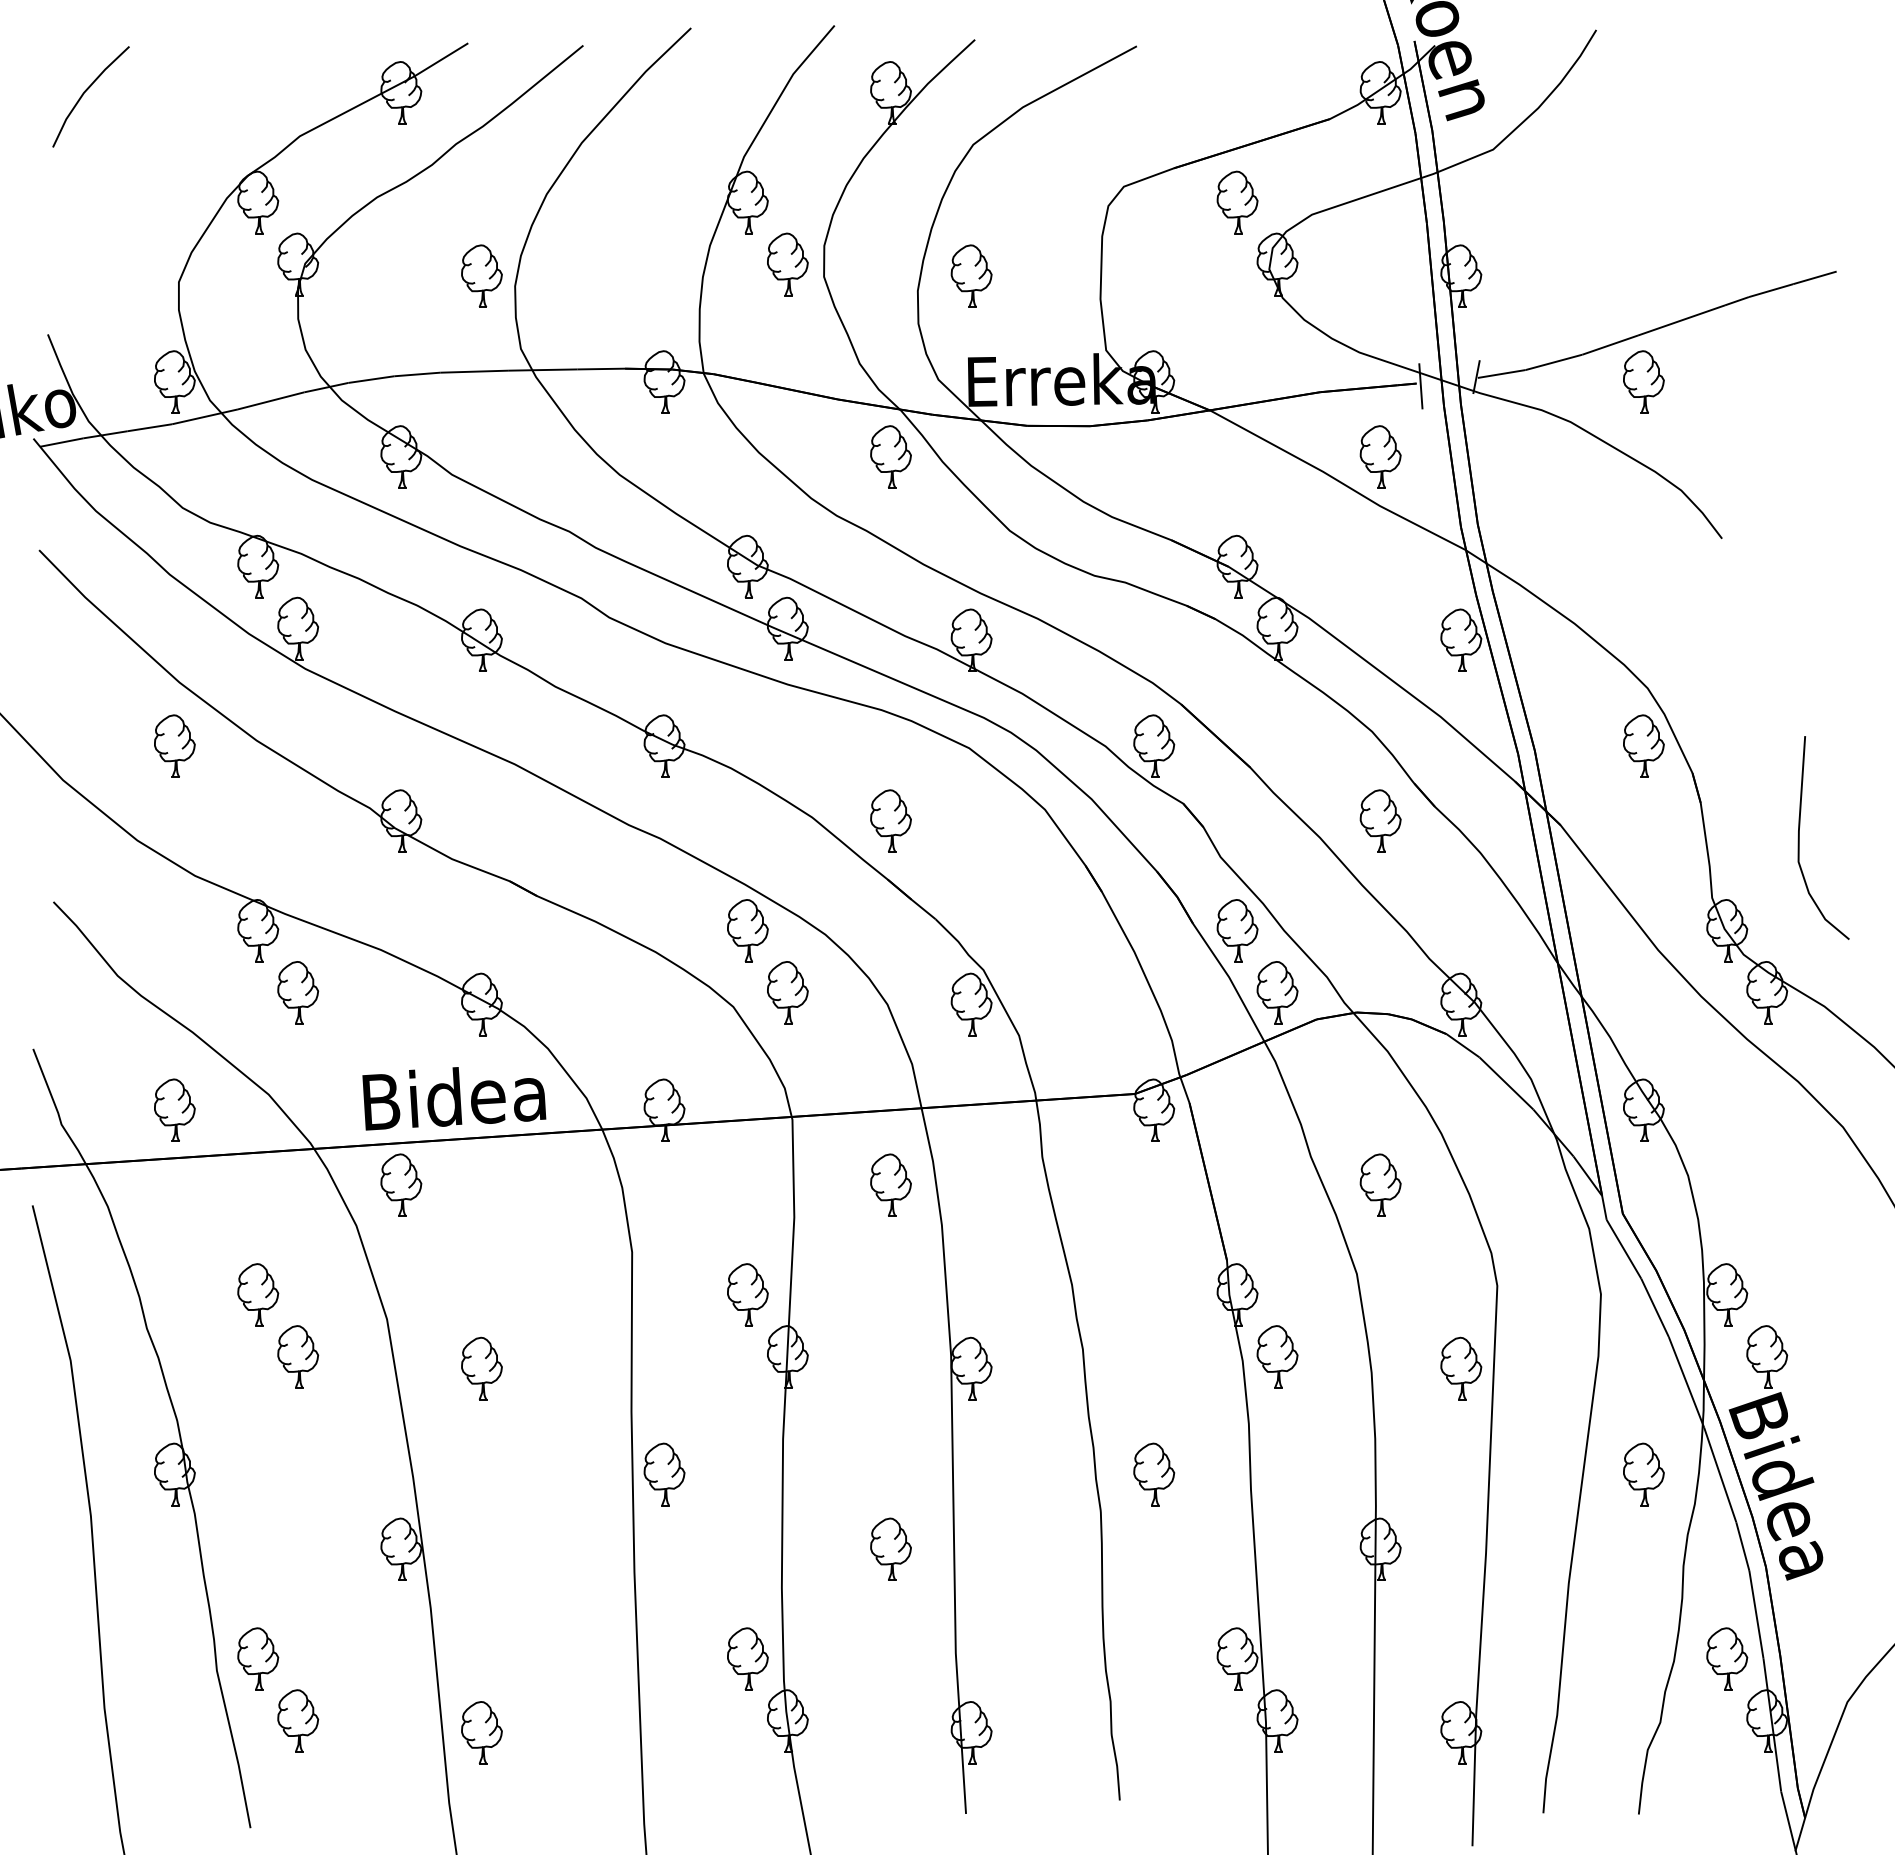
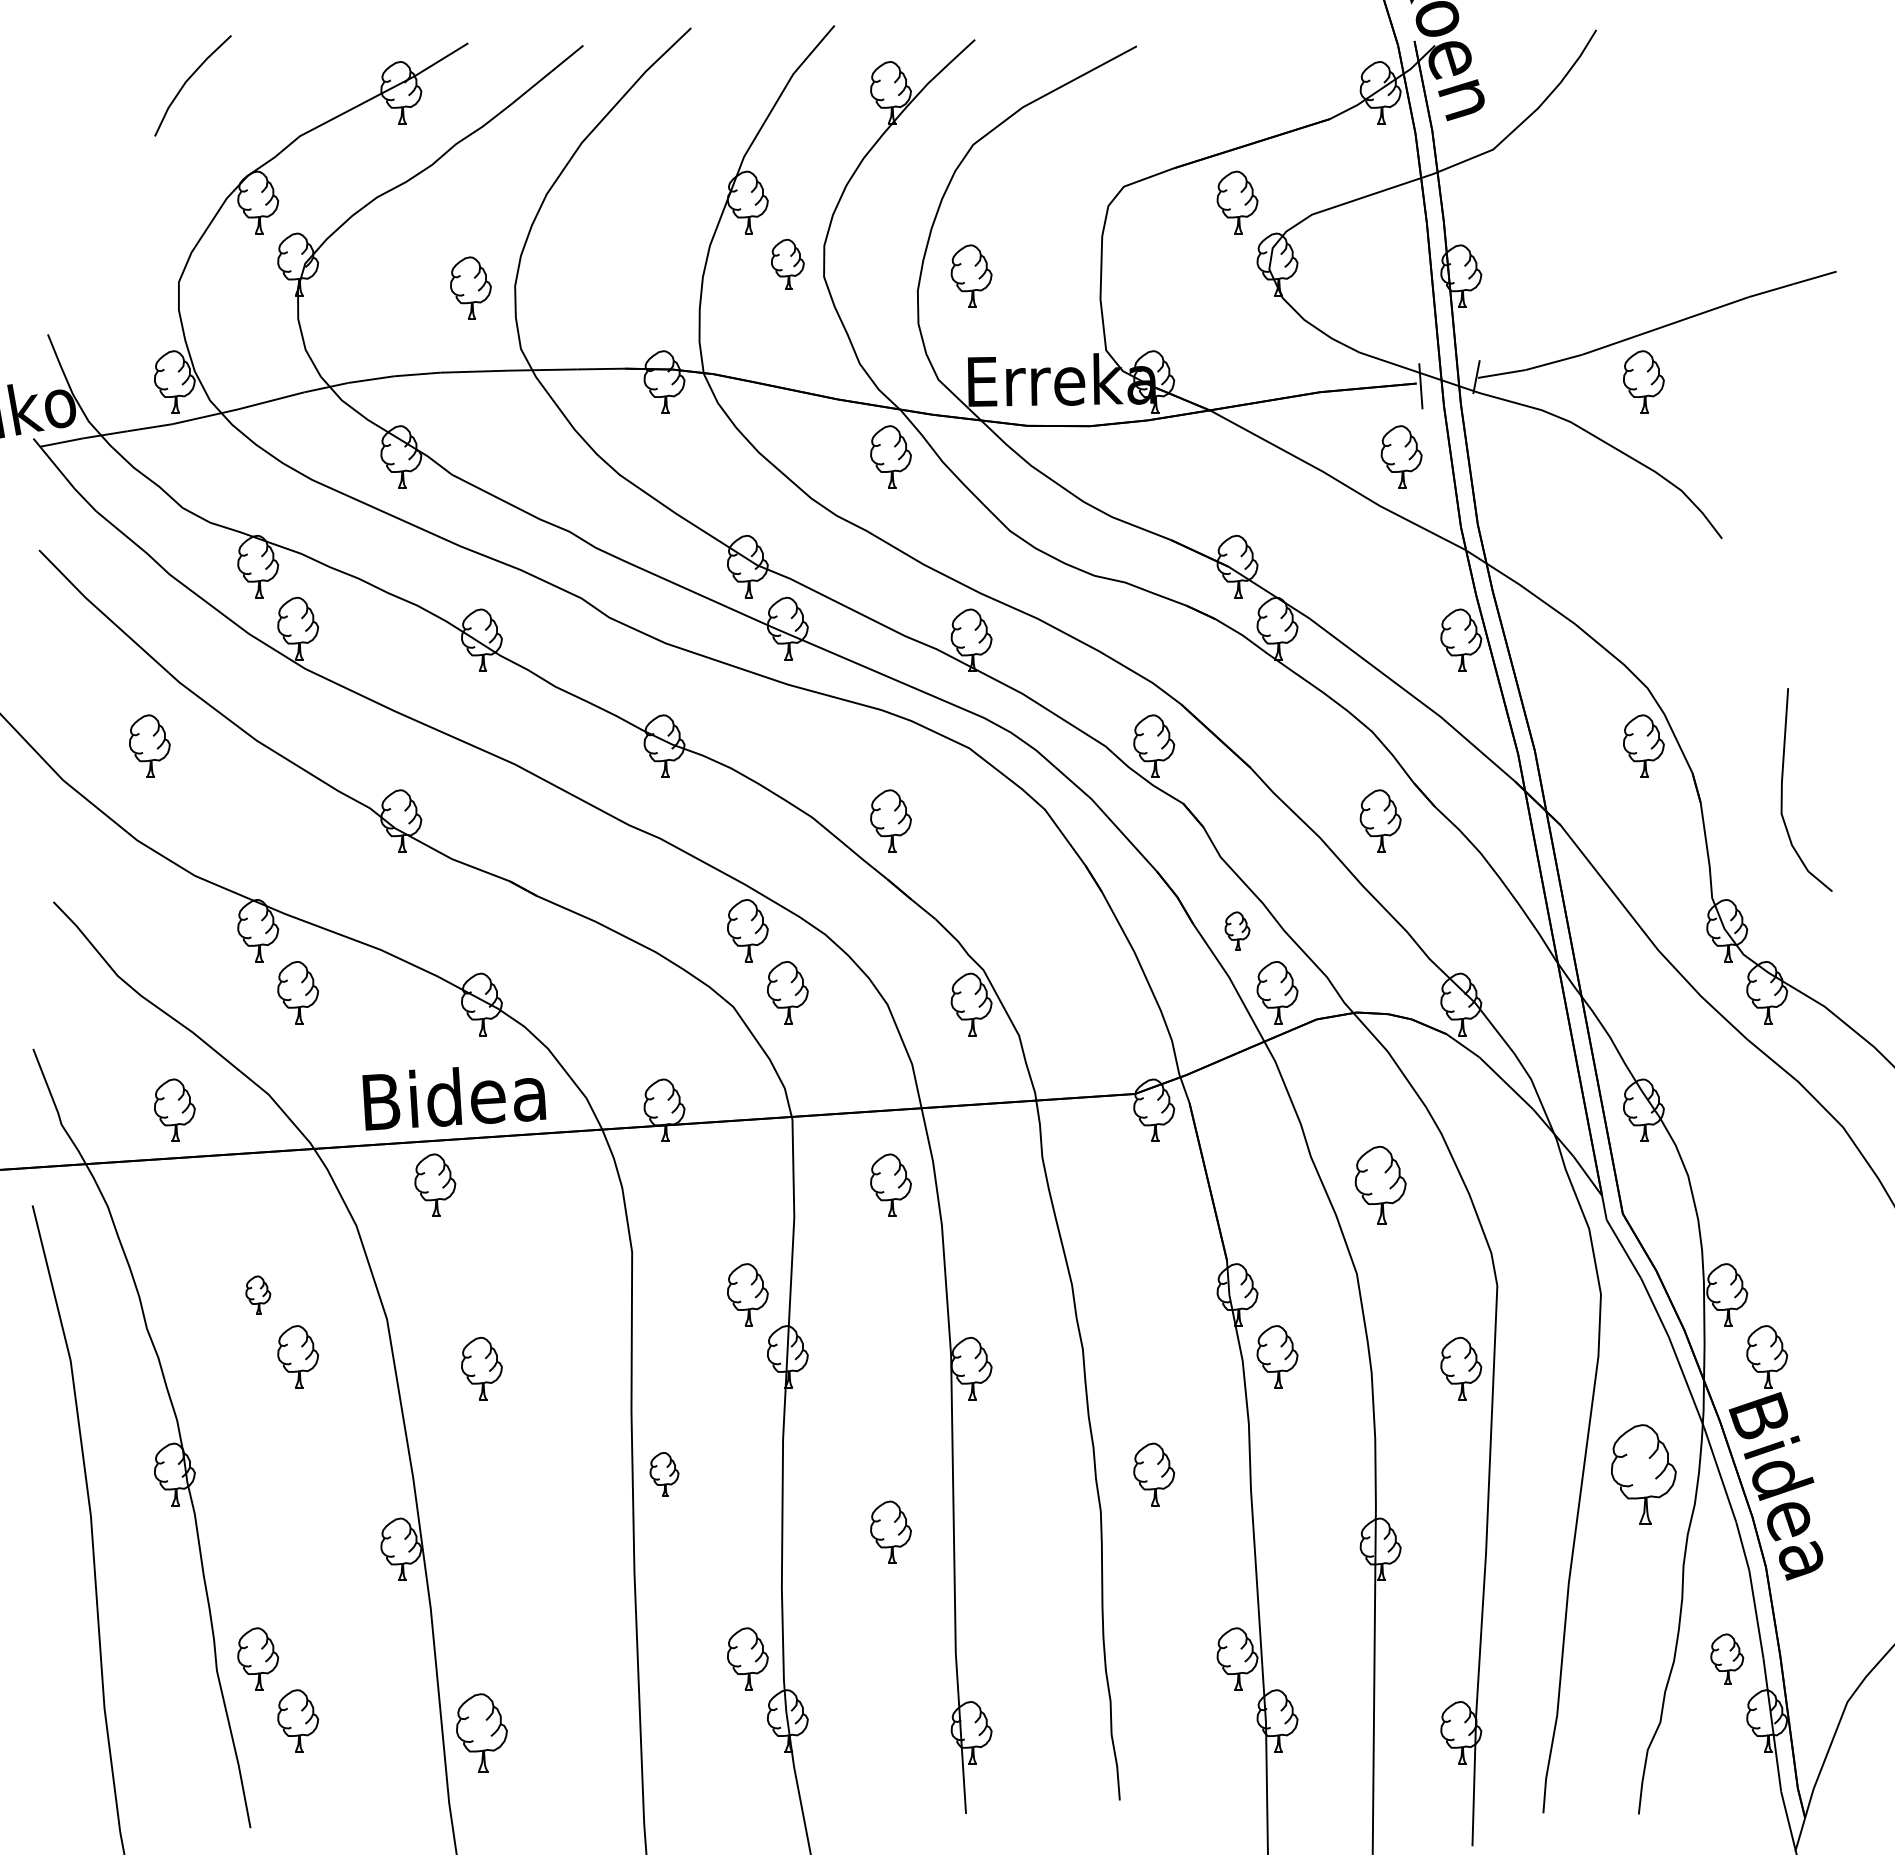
curve position: (86, 91) -> (188, 80) (188, 80)
part size: 42x65 px -> 34x52 px (787, 263)
part position: (481, 275) -> (470, 287) (470, 287)
part position: (1380, 456) -> (1401, 456) (1401, 456)
part position: (174, 745) -> (149, 745) (149, 745)
curve position: (1799, 837) -> (1782, 789) (1782, 789)
part size: 43x64 px -> 27x40 px (1237, 930)
part position: (401, 1184) -> (435, 1184) (435, 1184)
part size: 43x64 px -> 53x80 px (1380, 1184)
part size: 43x64 px -> 27x40 px (258, 1294)
part size: 43x65 px -> 31x45 px (664, 1474)
part size: 42x65 px -> 66x101 px (1643, 1474)
part position: (890, 1548) -> (890, 1531) (890, 1531)
part size: 43x64 px -> 35x52 px (1727, 1658)
part size: 42x64 px -> 52x80 px (481, 1732)
